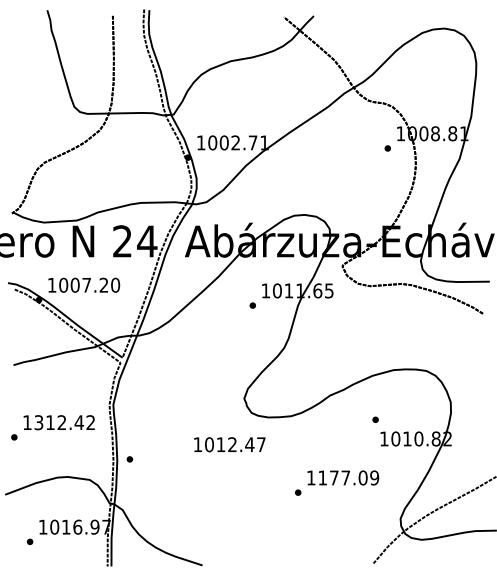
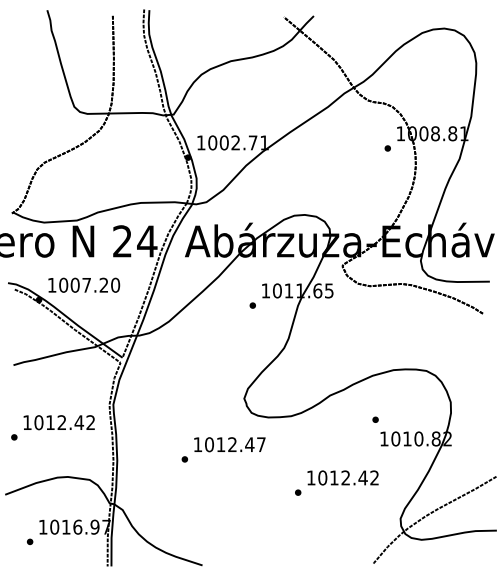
text: 1312.42 -> 1012.42 (38, 422)
part position: (129, 459) -> (184, 459) (184, 459)
text: 1177.09 -> 1012.42 (348, 477)
